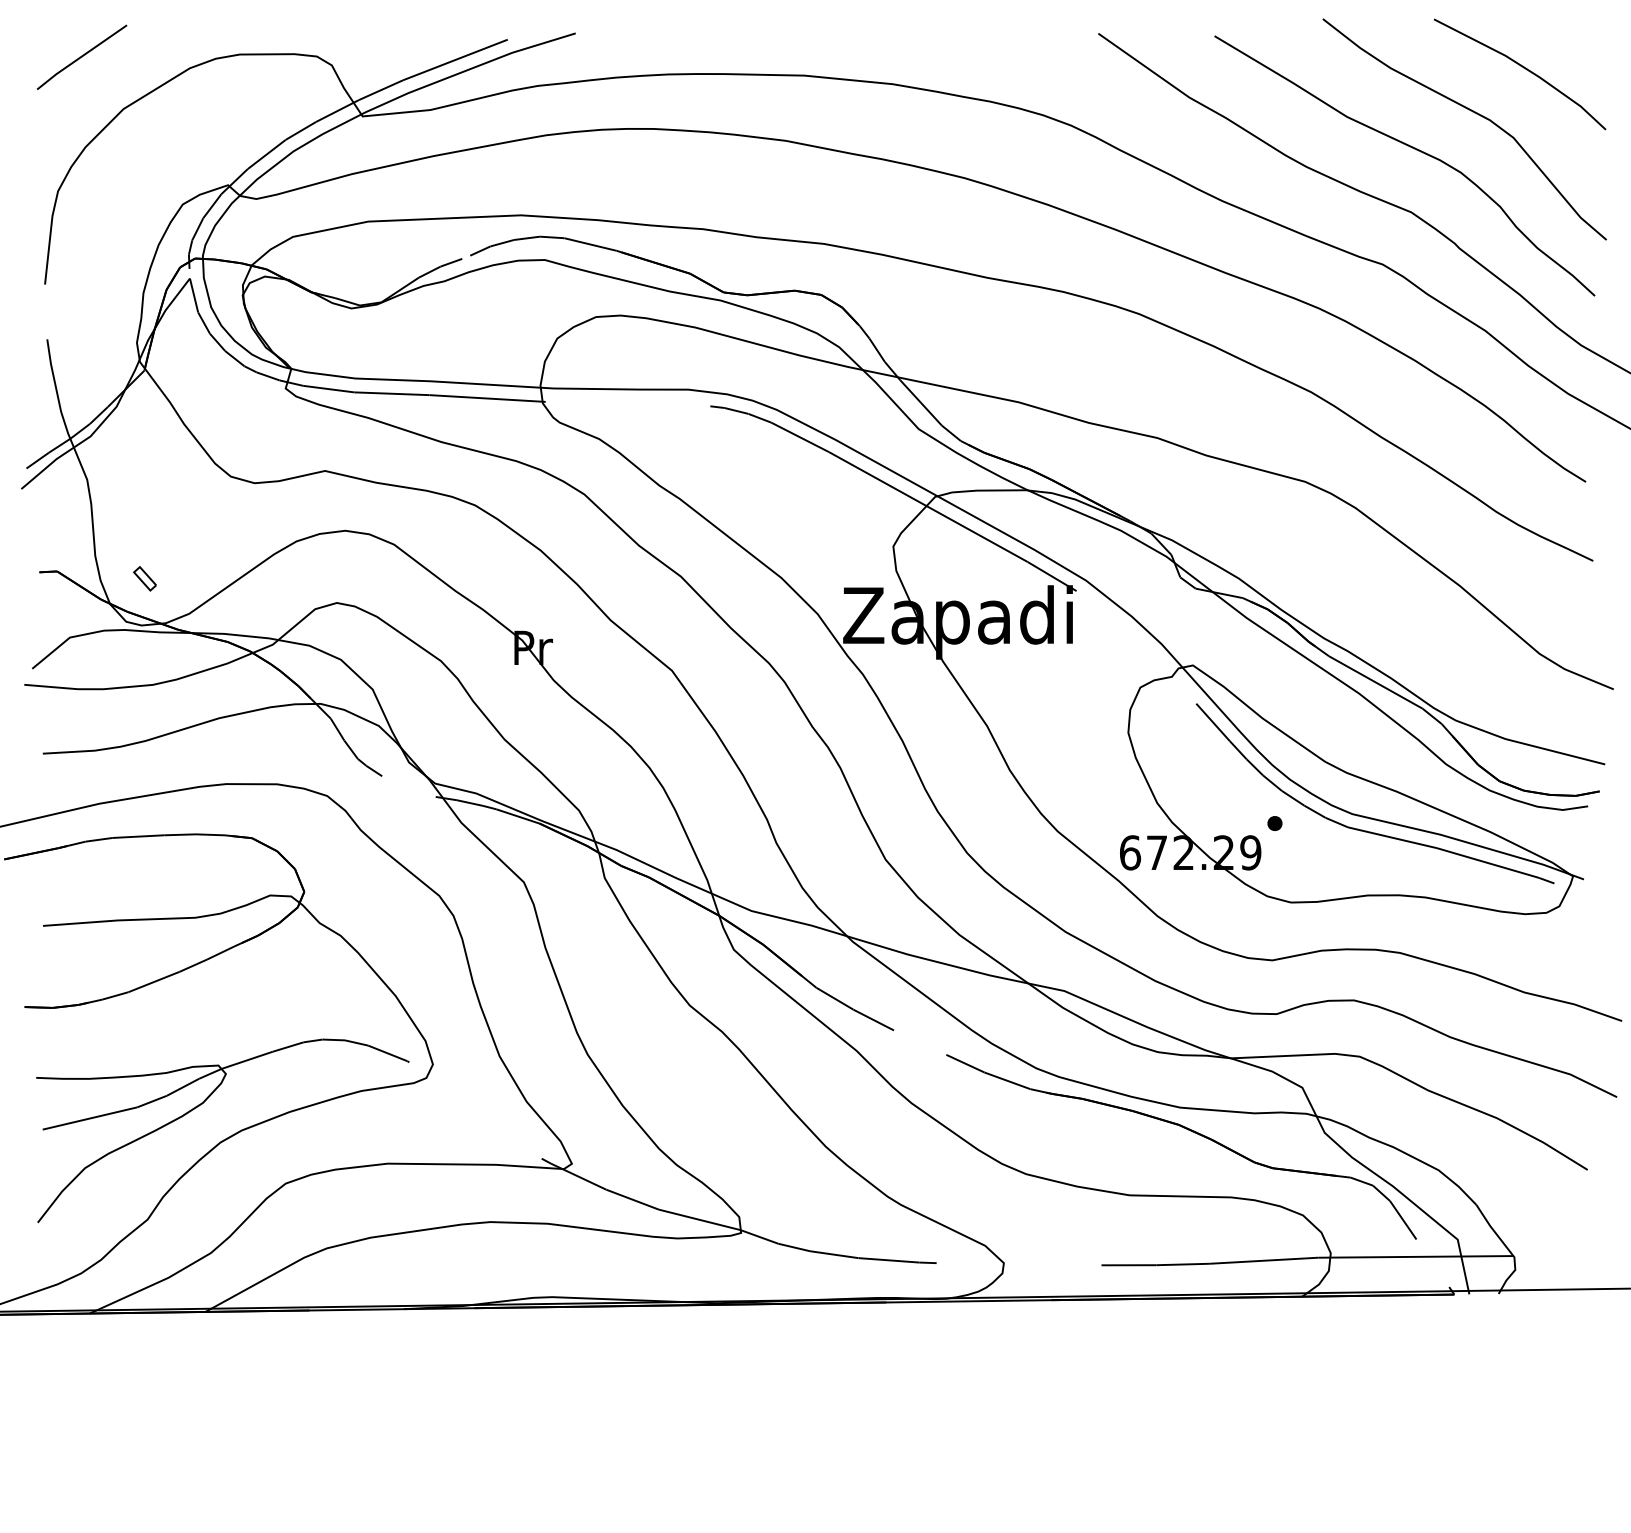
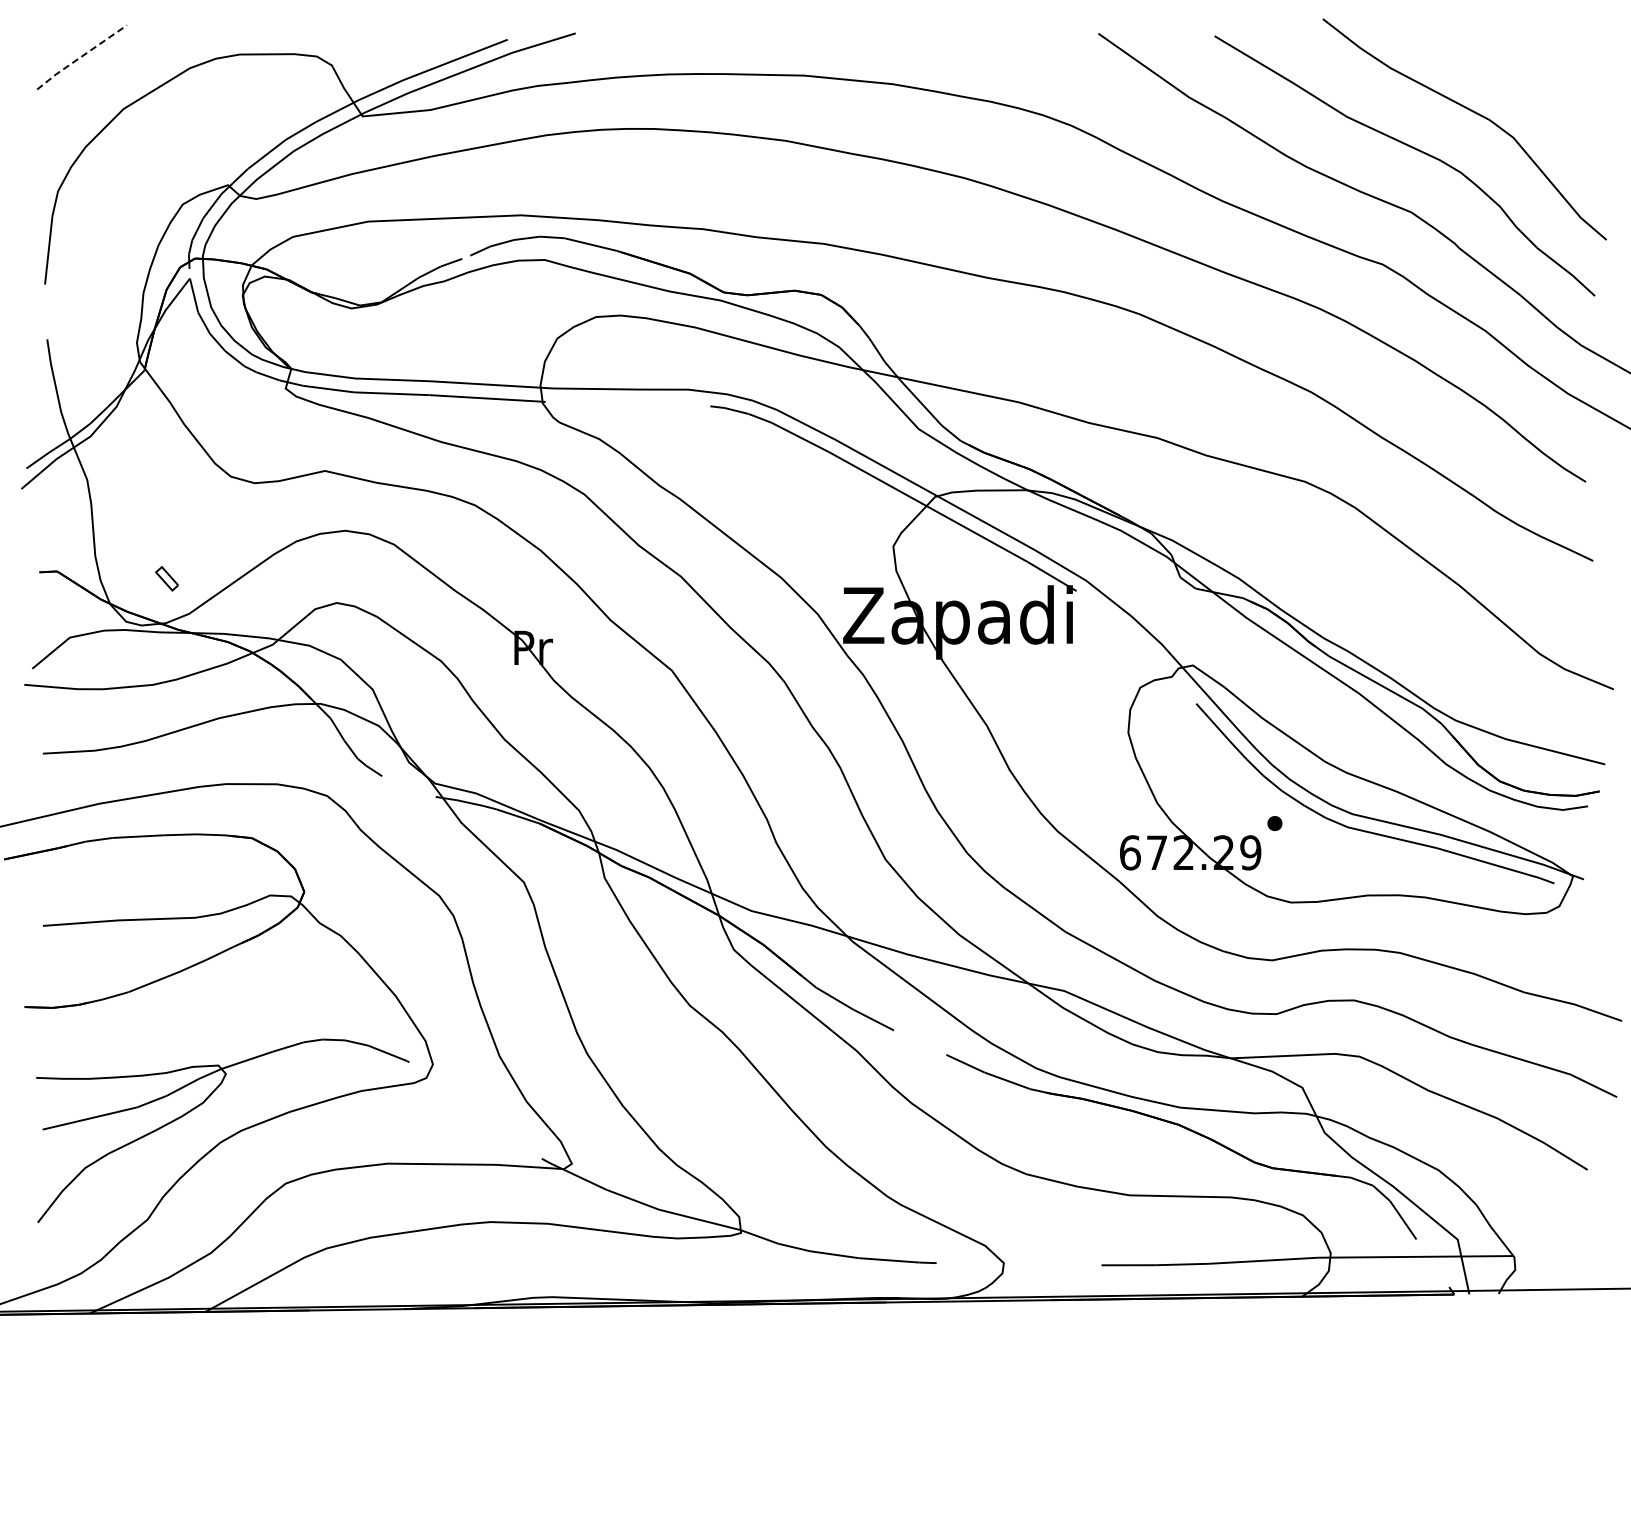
line: solid -> dashed (81, 56)
line: present -> none (1523, 68)
part position: (144, 578) -> (166, 578) (166, 578)
